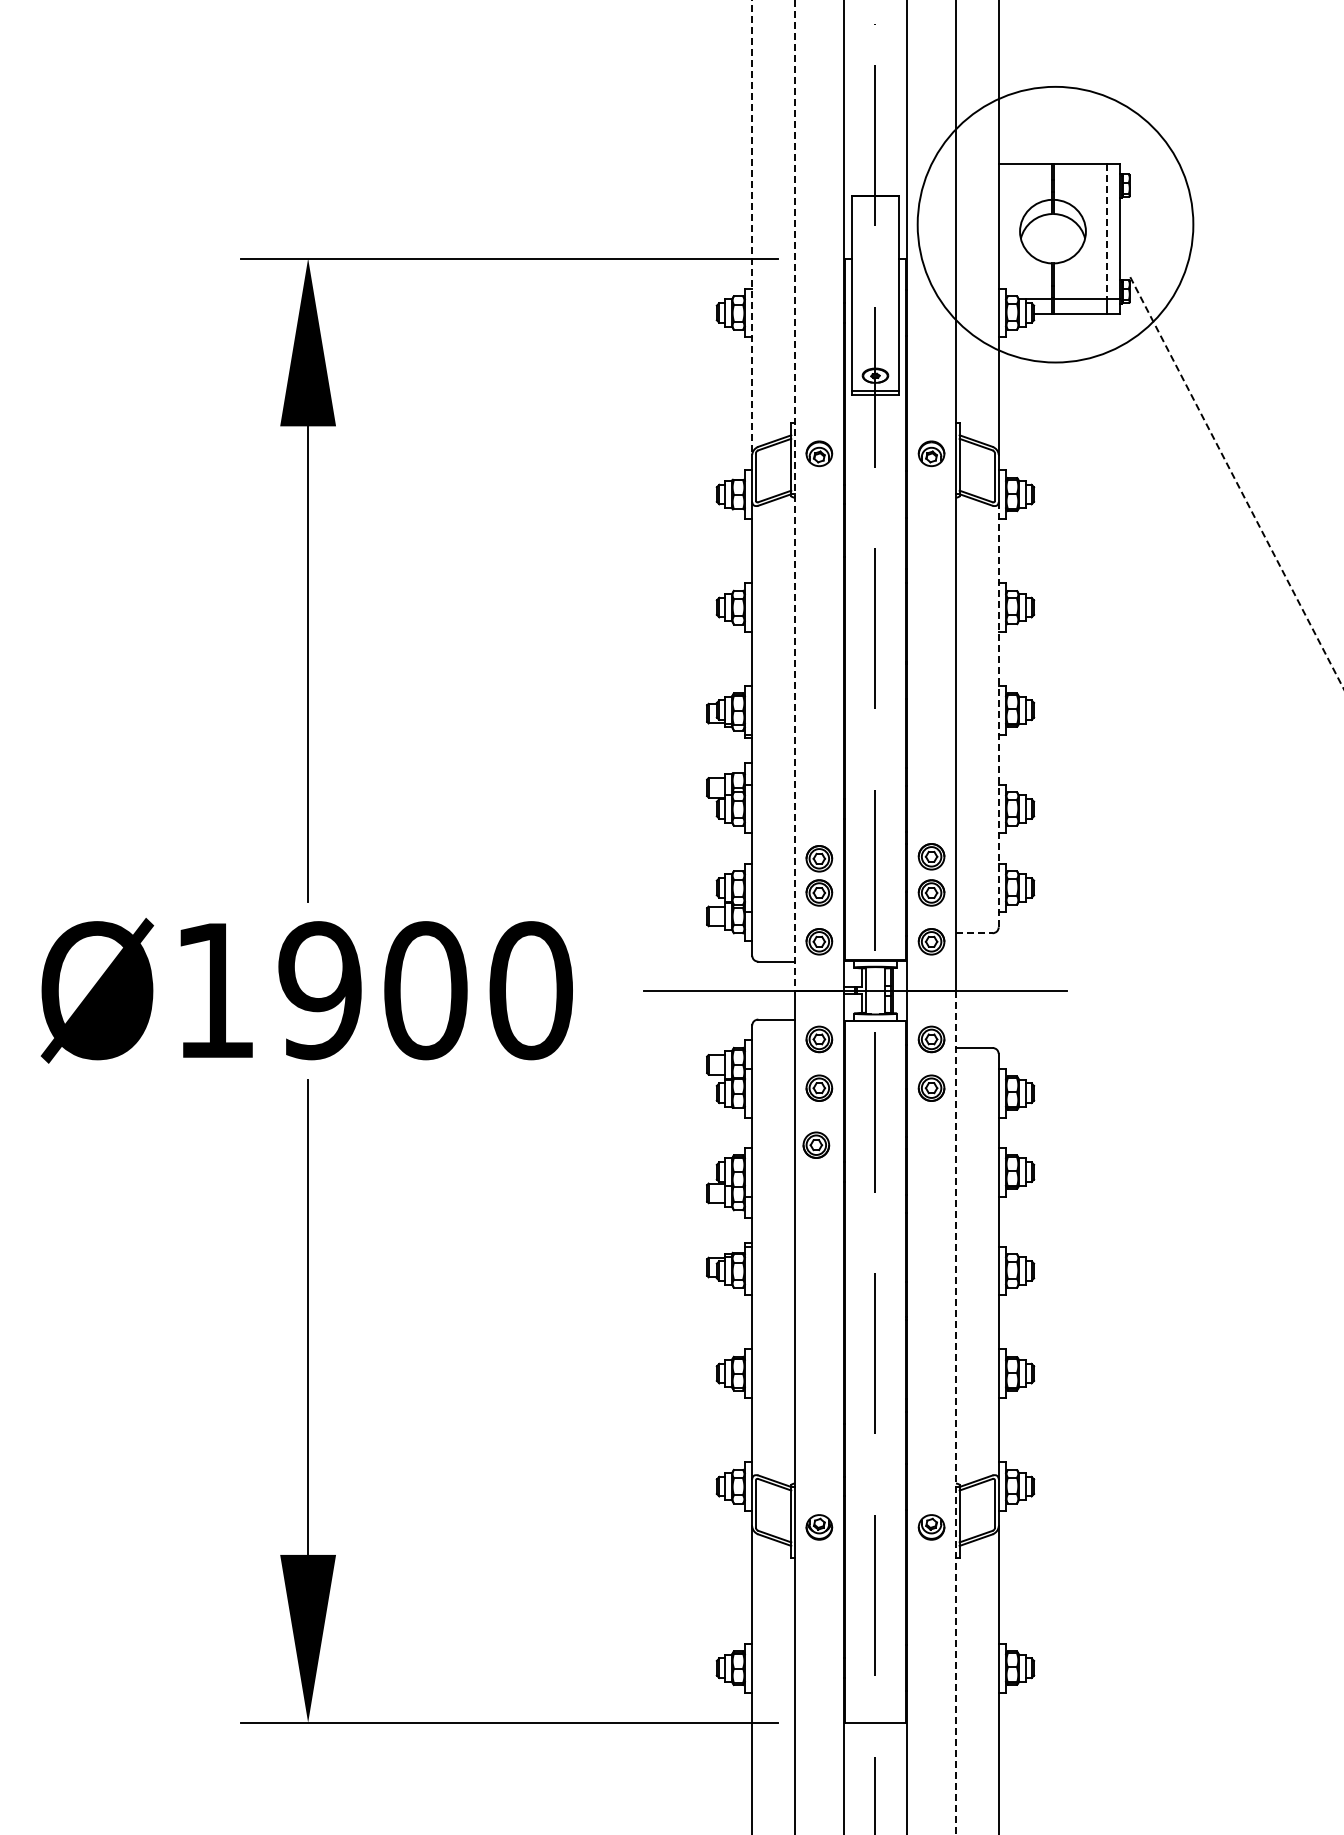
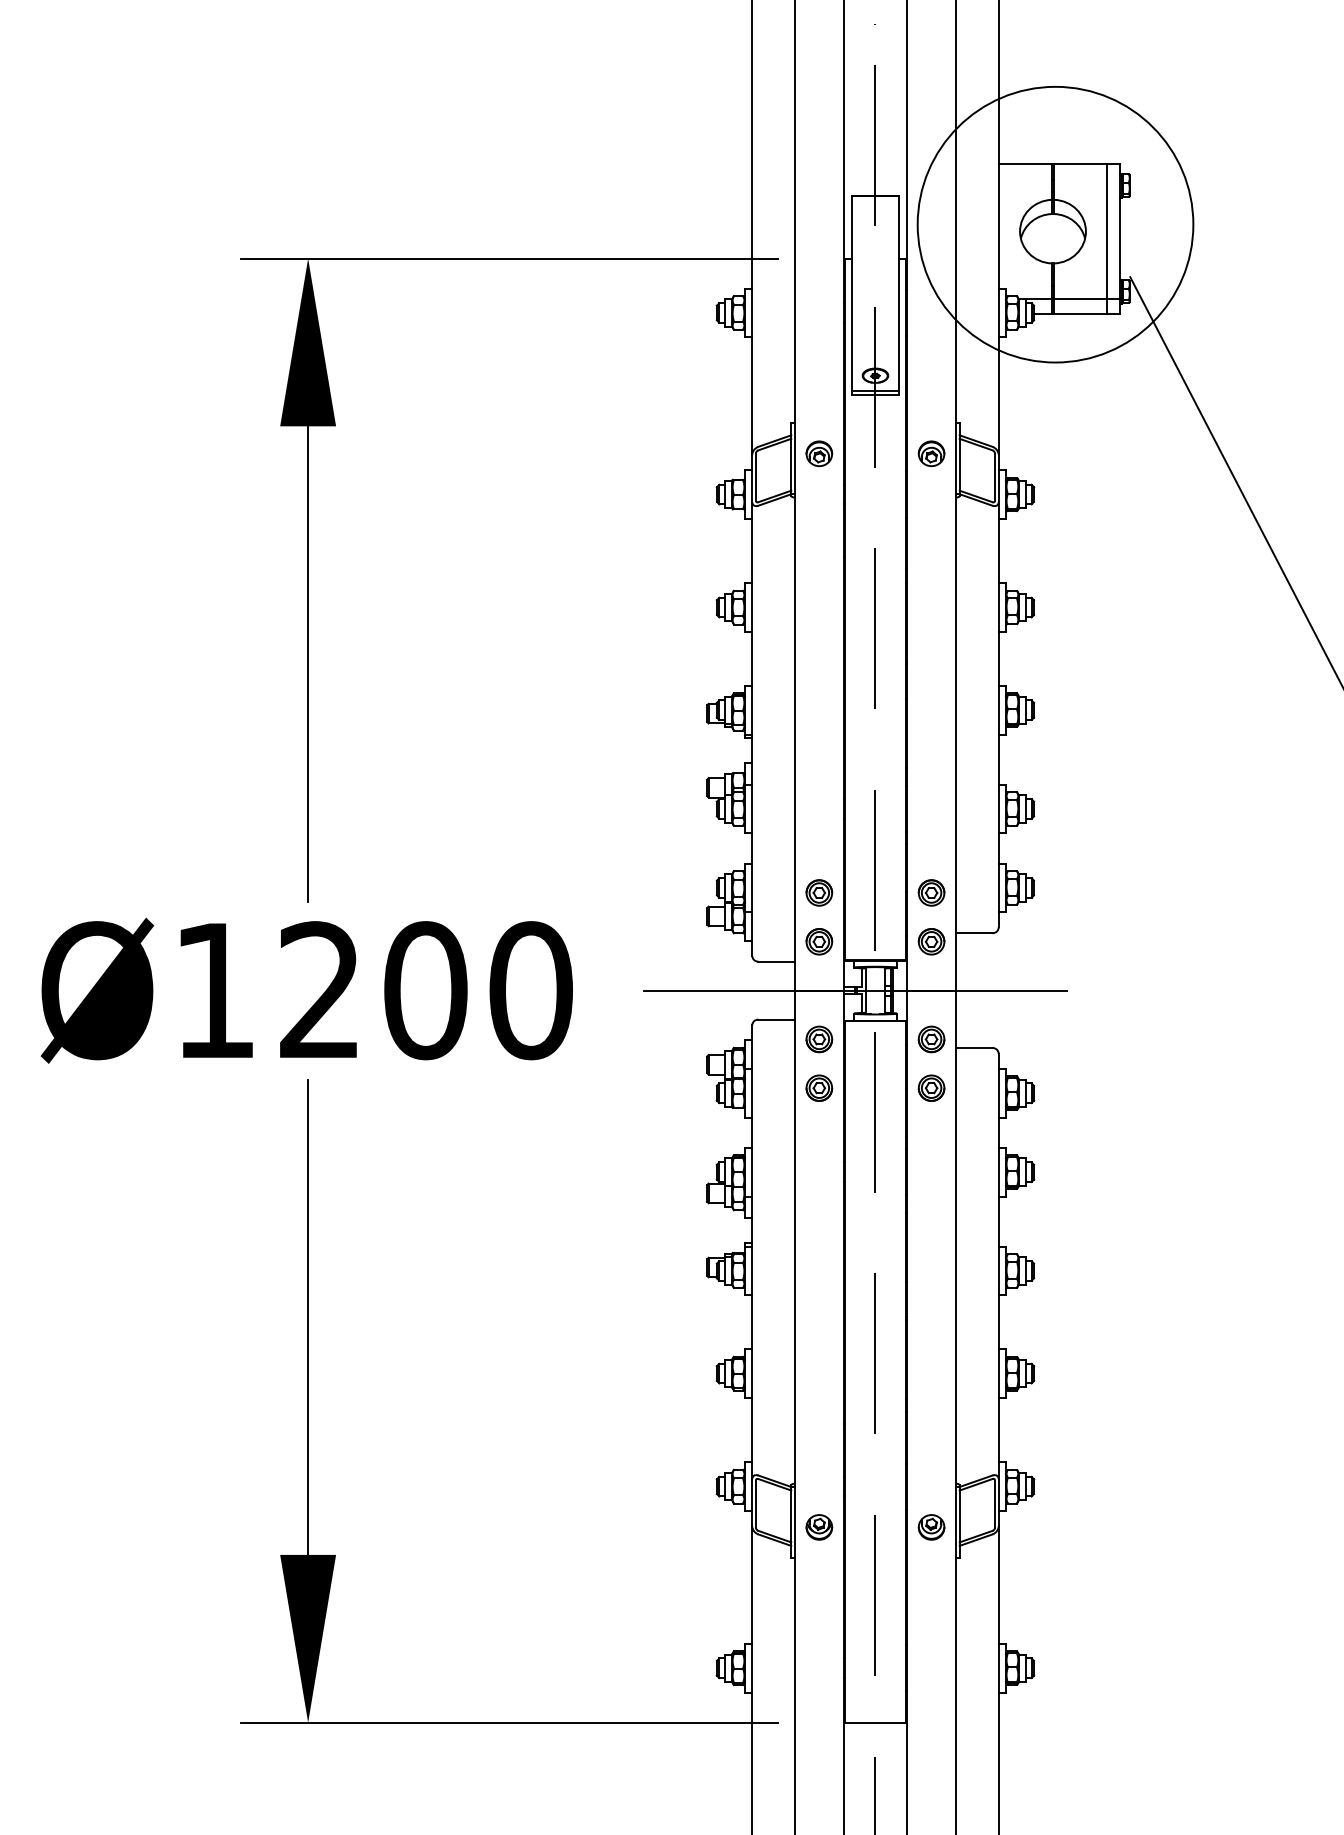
line: dashed -> solid (752, 228)
line: dashed -> solid (1107, 231)
line: dashed -> solid (1237, 483)
line: dashed -> solid (794, 495)
line: dashed -> solid (998, 714)
part: present -> none (931, 856)
part: present -> none (819, 858)
line: dashed -> solid (974, 933)
text: Ø1900 -> Ø1200 (319, 990)
part: present -> none (816, 1144)
line: dashed -> solid (956, 1412)
